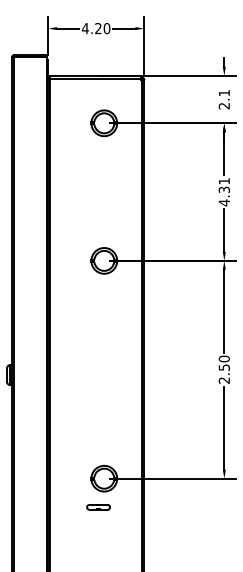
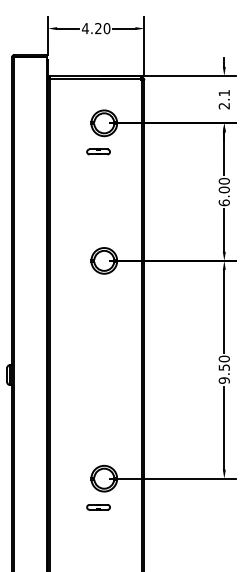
part: none -> present (98, 151)
text: 4.31 -> 6.00 (223, 192)
text: 2.50 -> 9.50 (223, 380)
